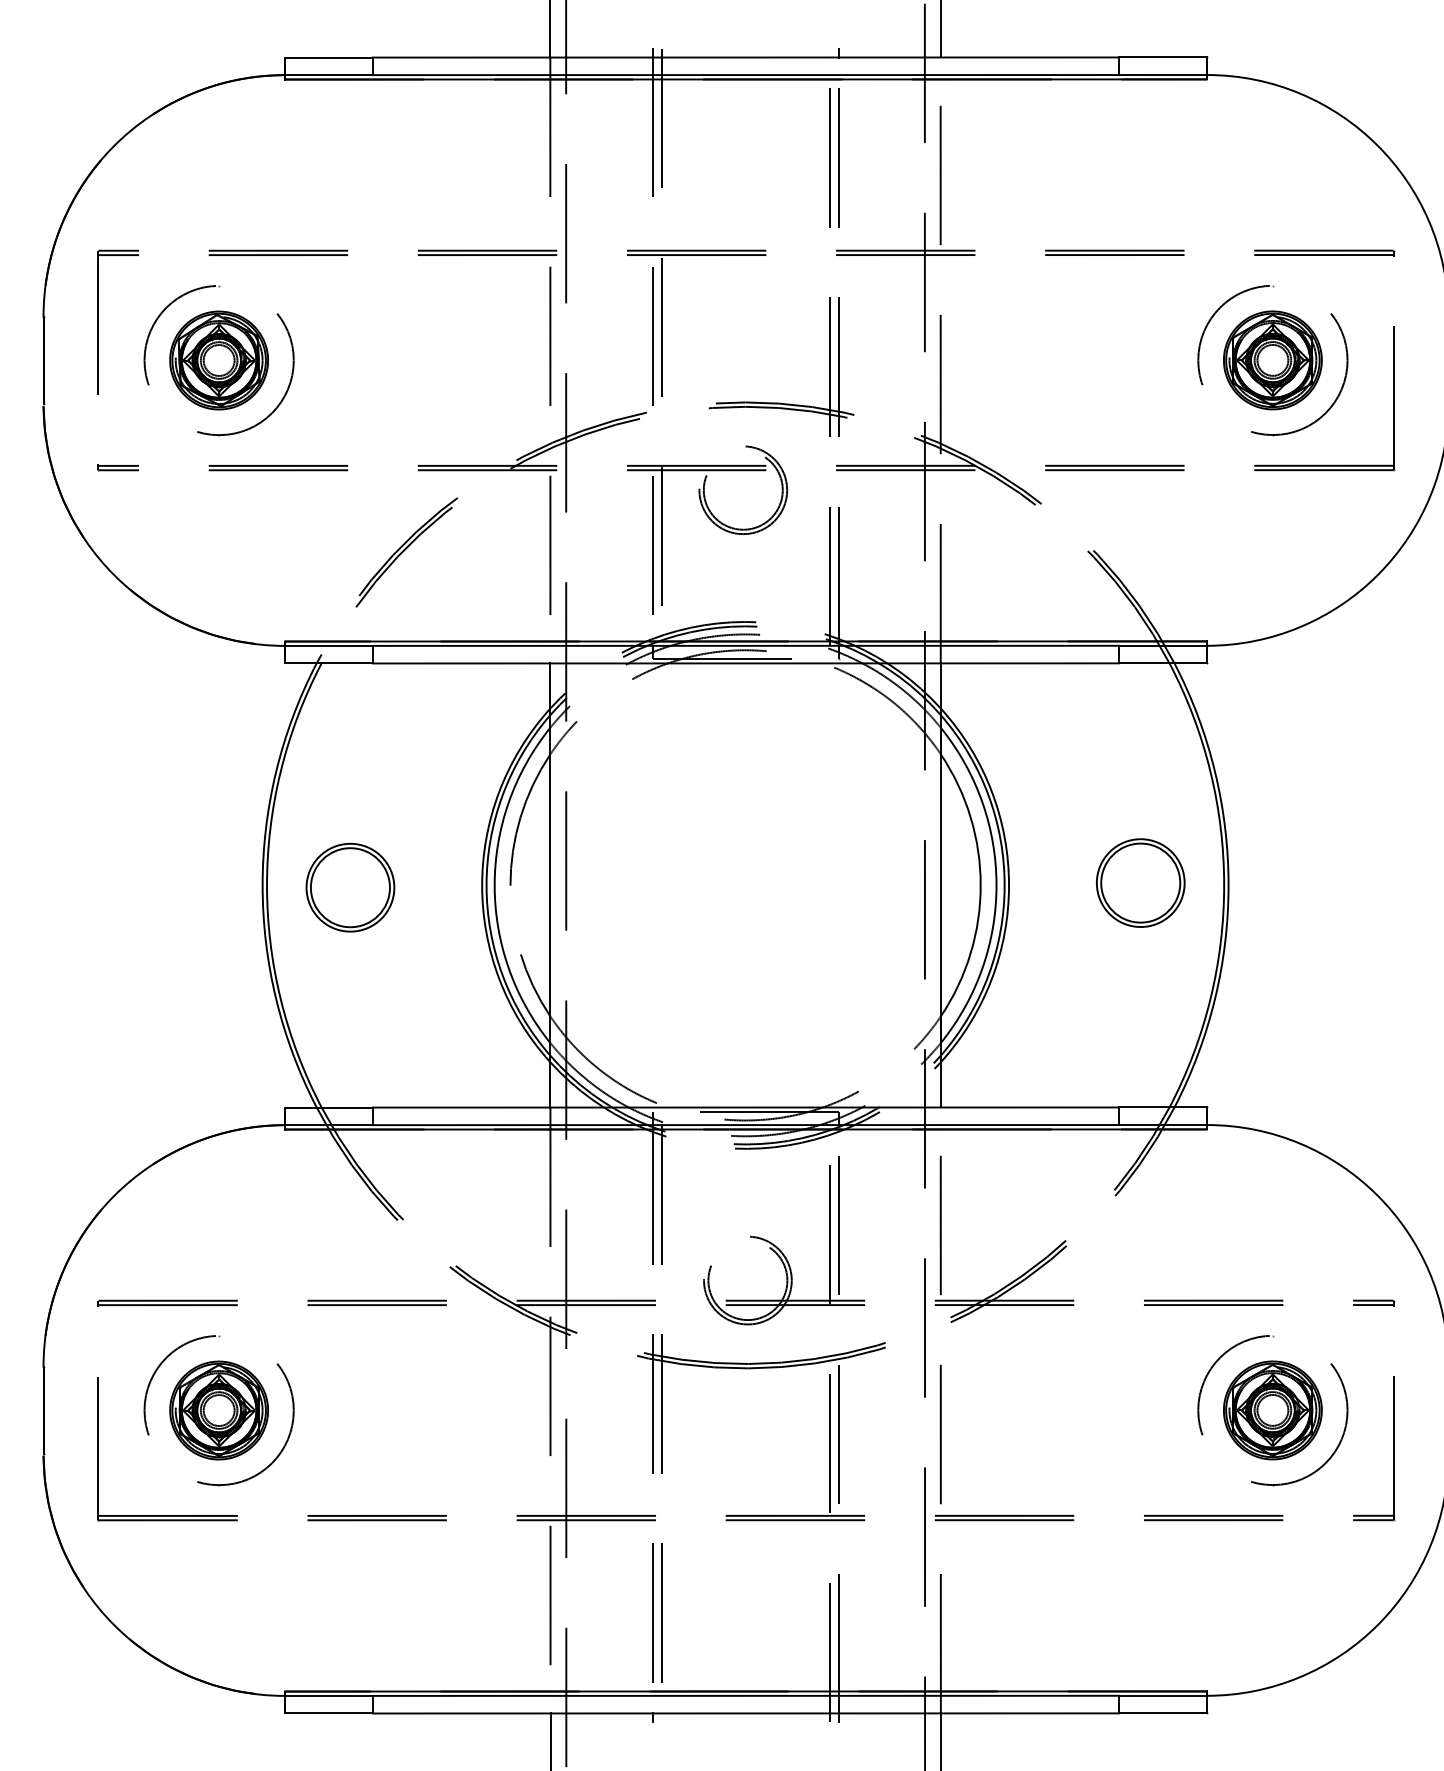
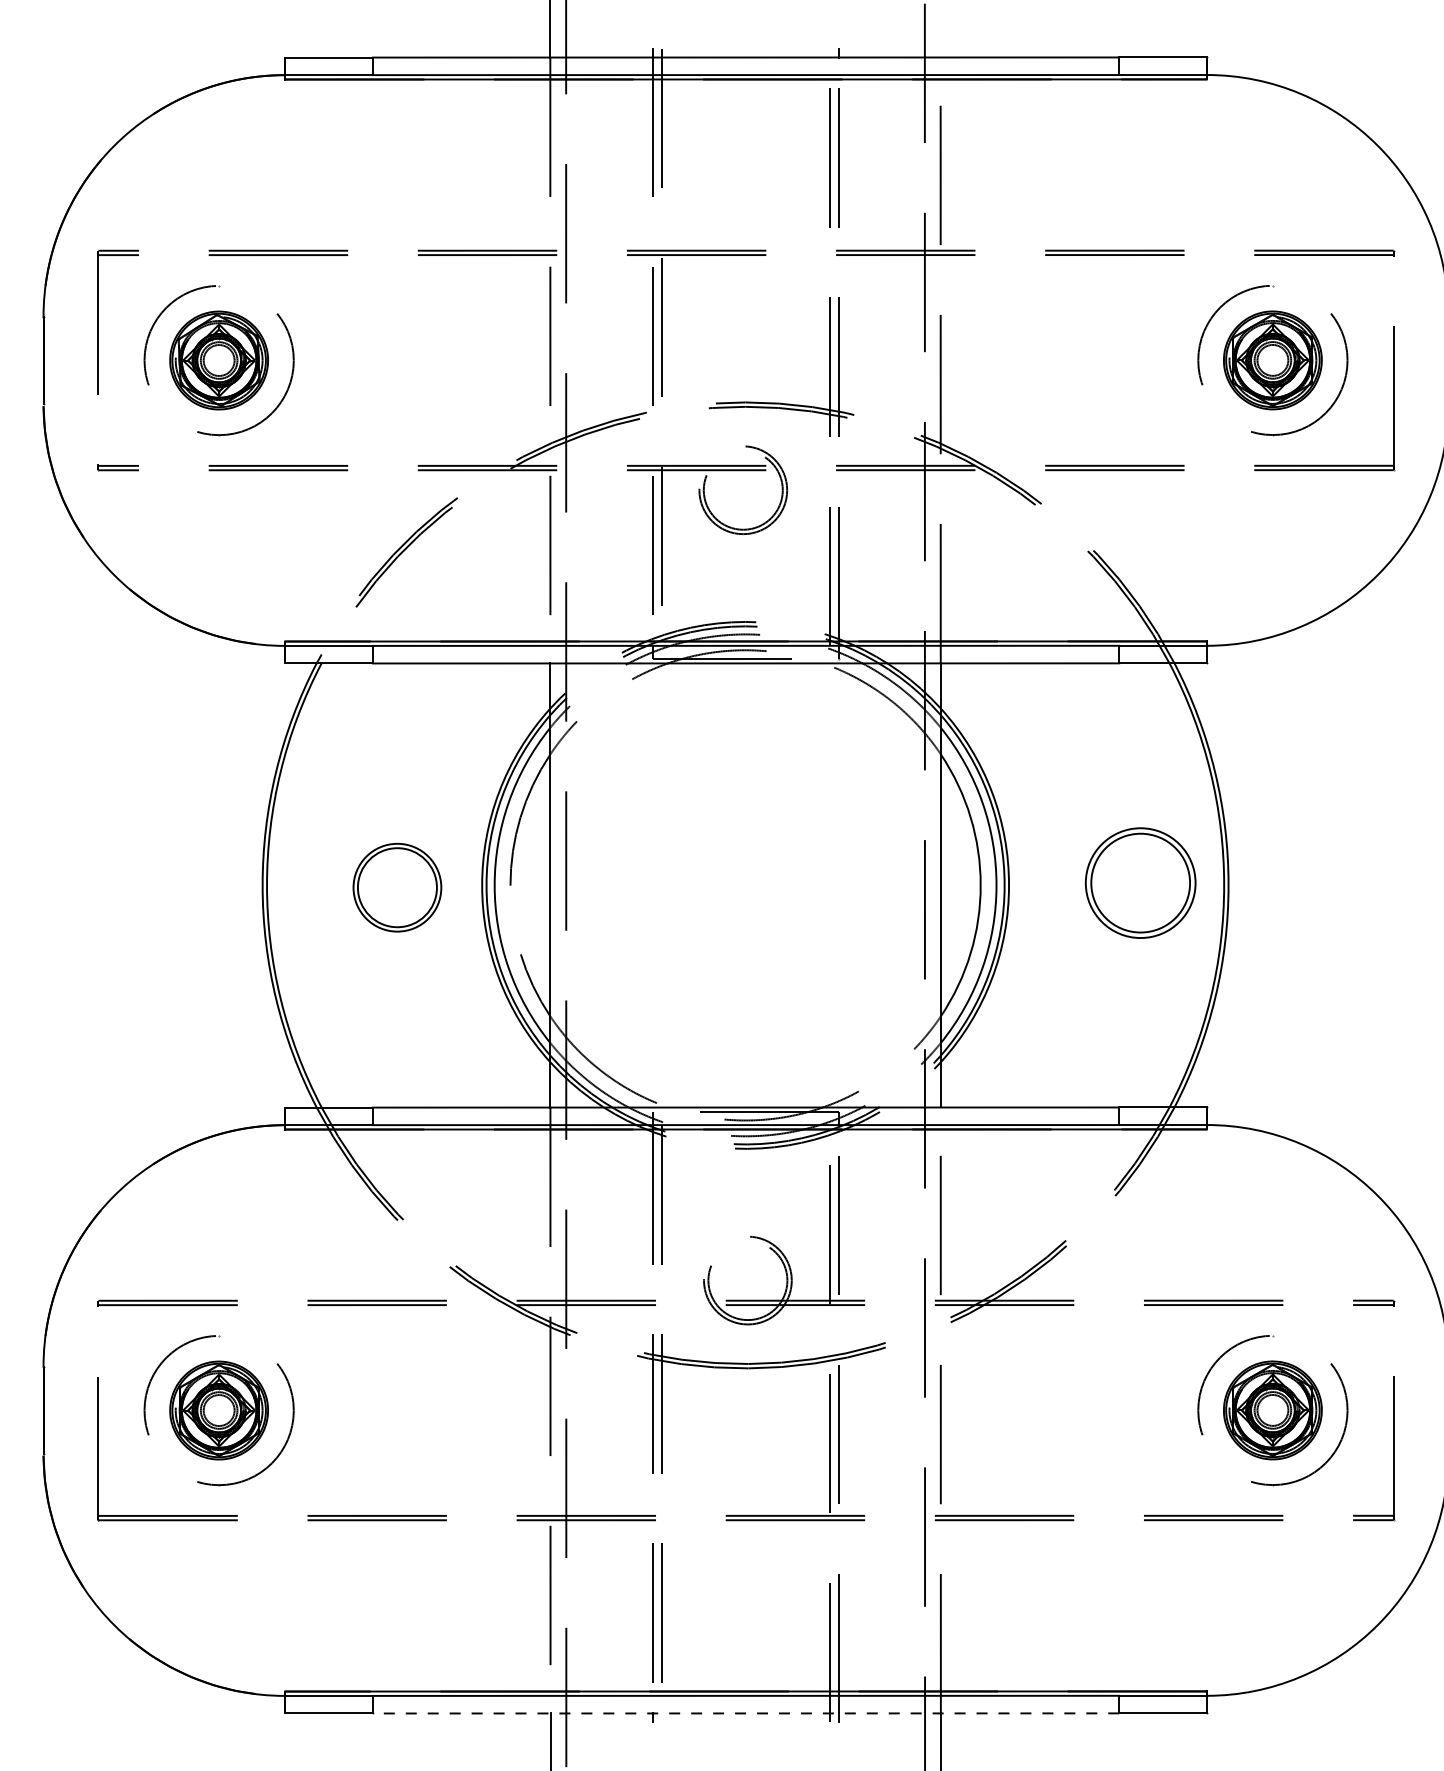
line: present -> none (940, 29)
part size: 90x90 px -> 113x112 px (1140, 882)
part position: (350, 887) -> (397, 887) (397, 887)
line: solid -> dashed (745, 1713)
